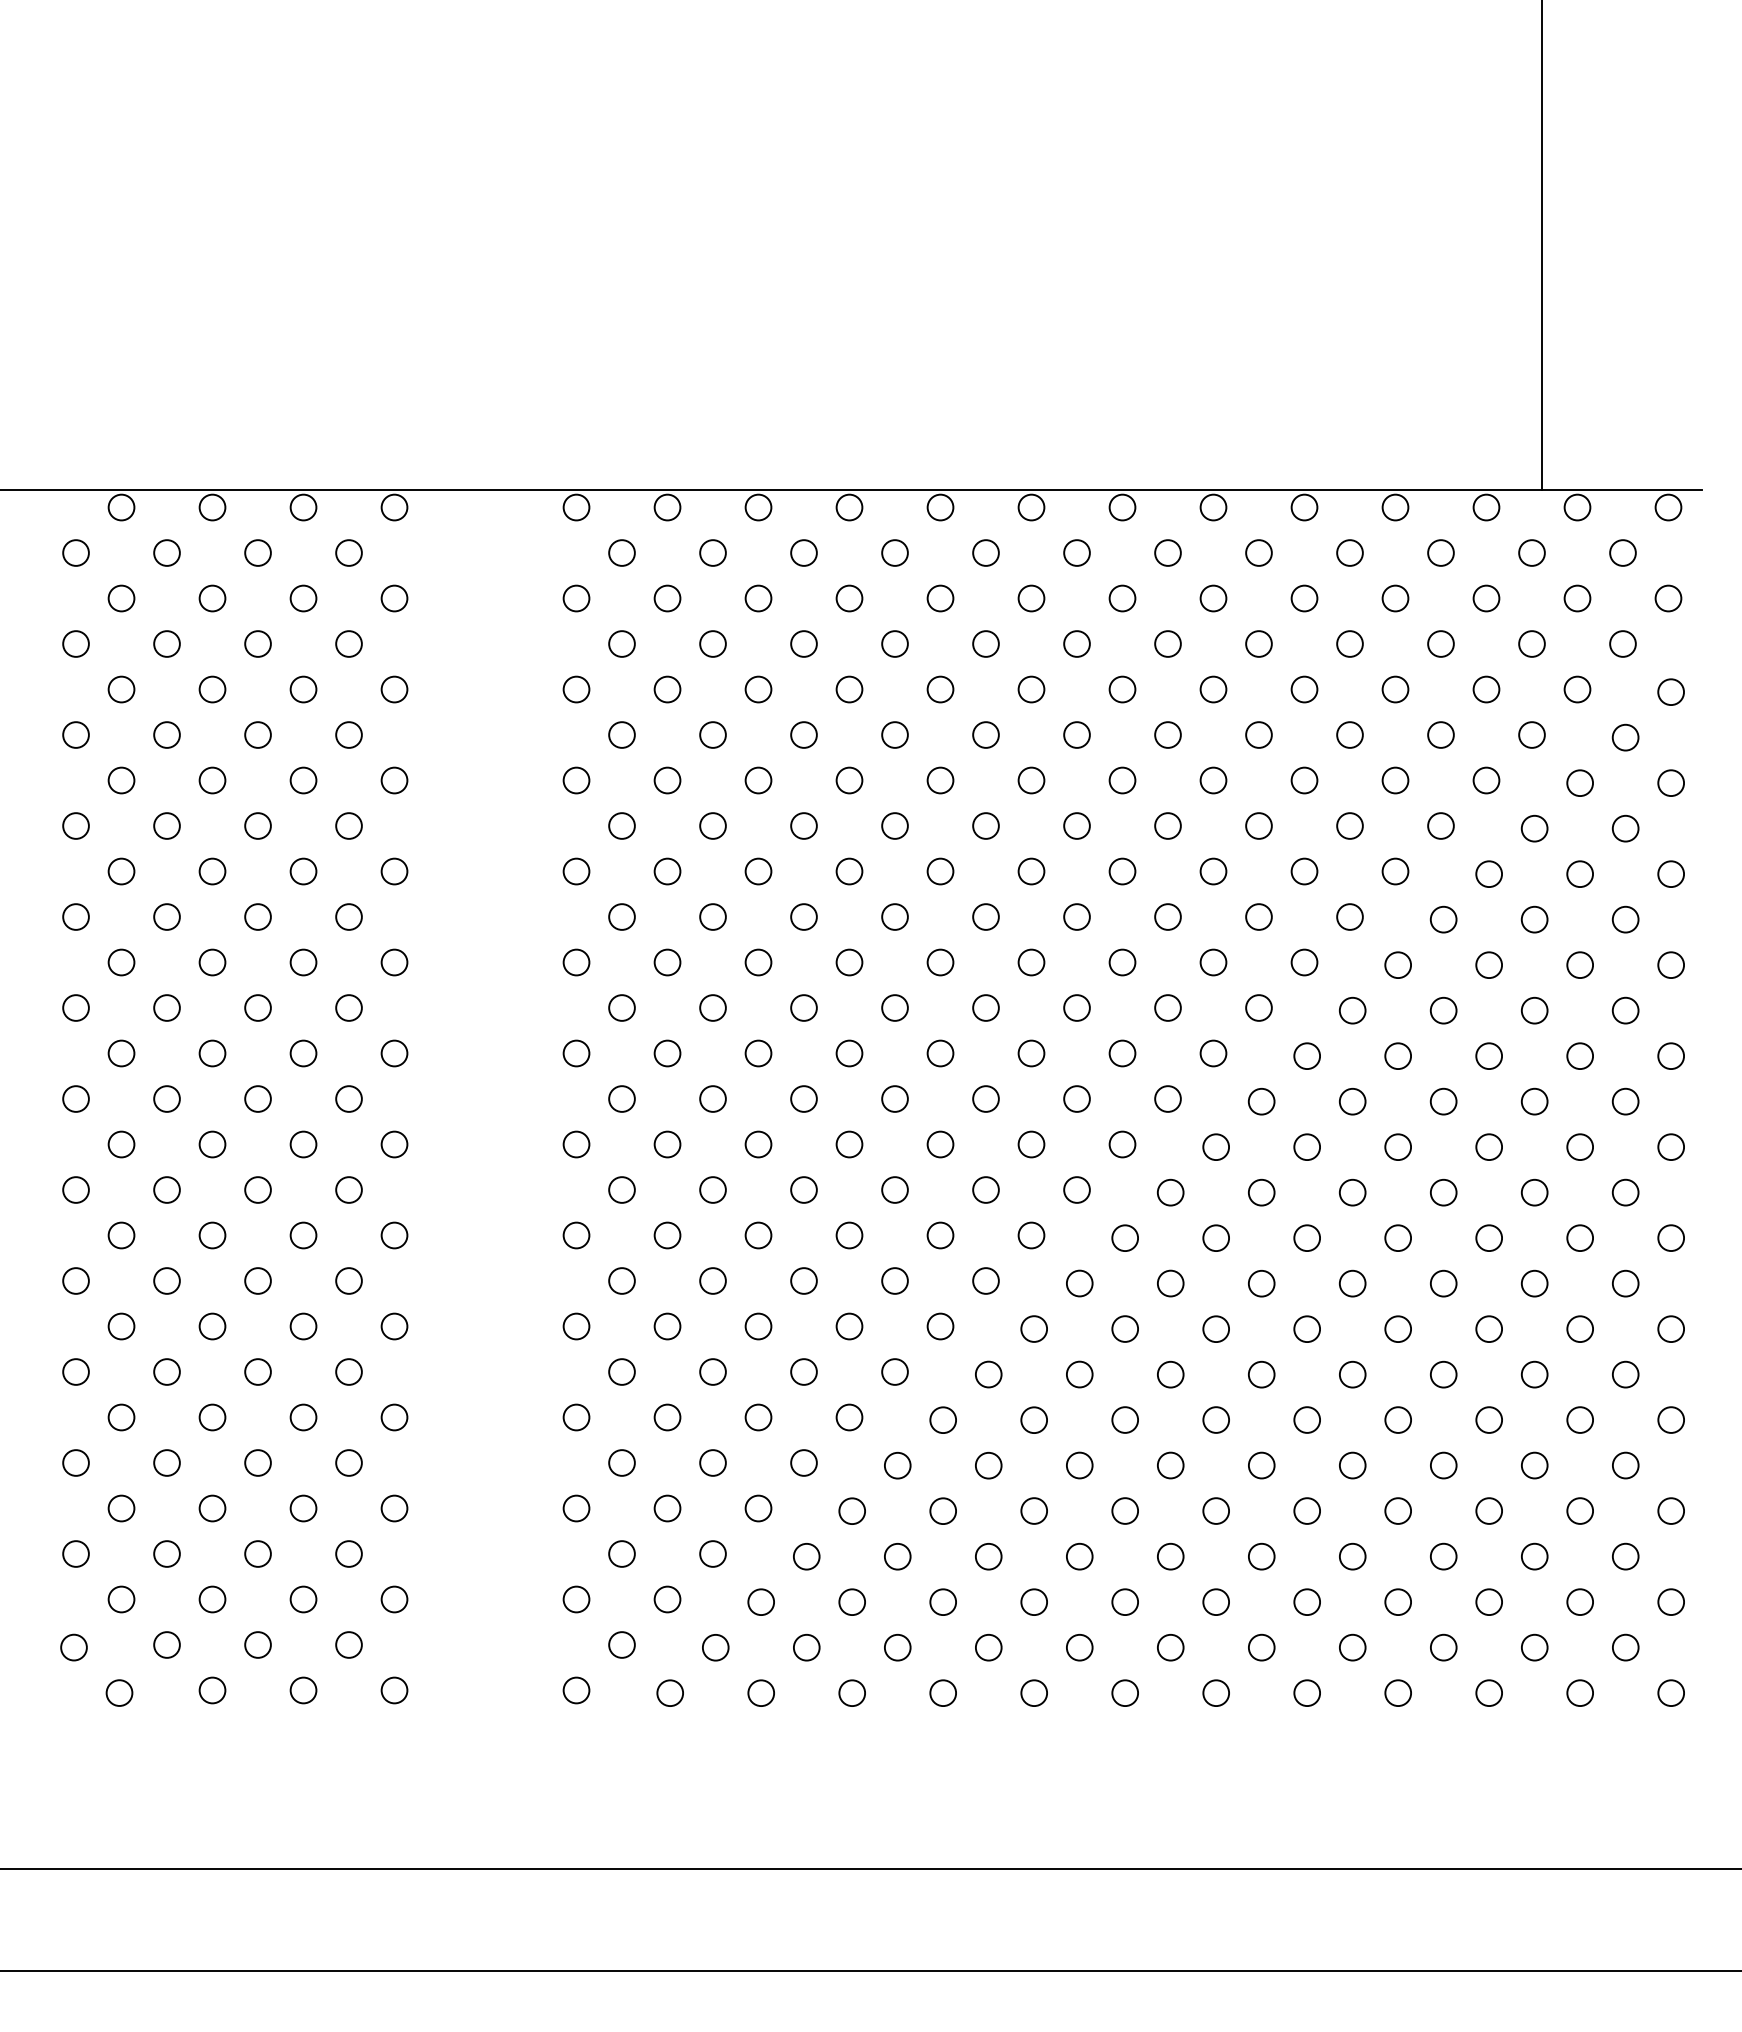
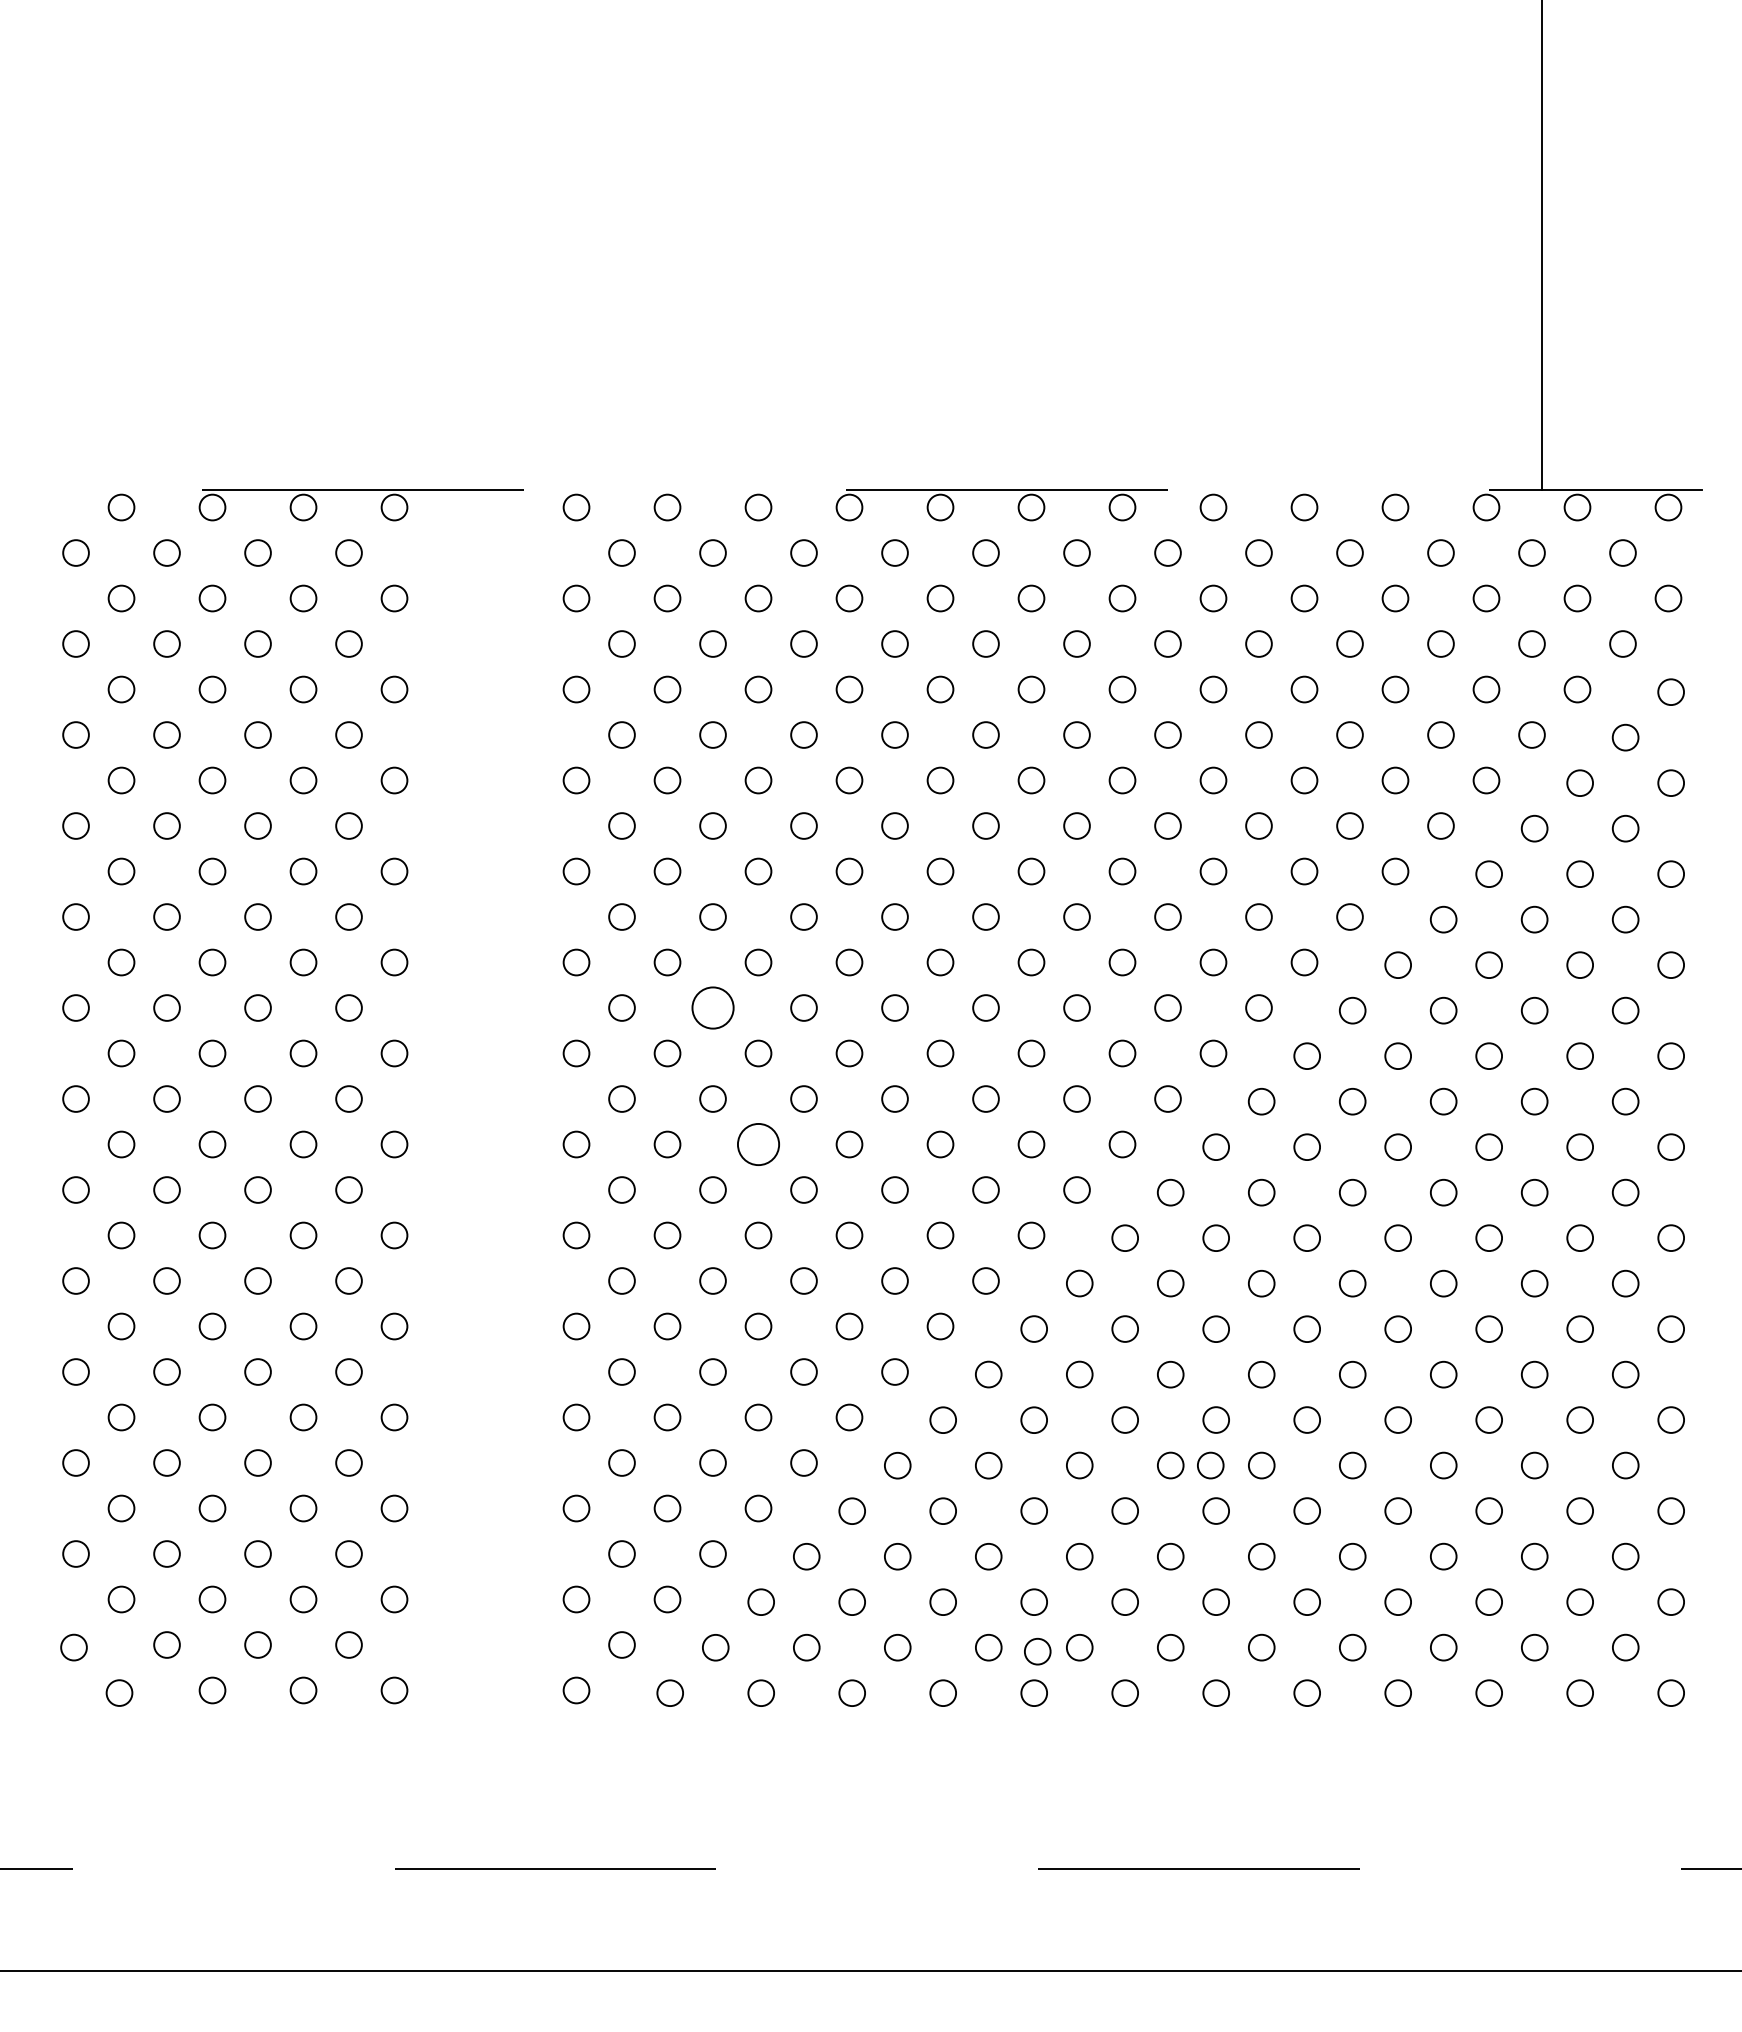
line: solid -> dashed (771, 489)
circle size: 28x28 px -> 44x44 px (712, 1007)
circle size: 29x29 px -> 43x43 px (758, 1144)
circle: none -> present (1210, 1465)
circle: none -> present (1037, 1651)
line: solid -> dashed (870, 1868)
